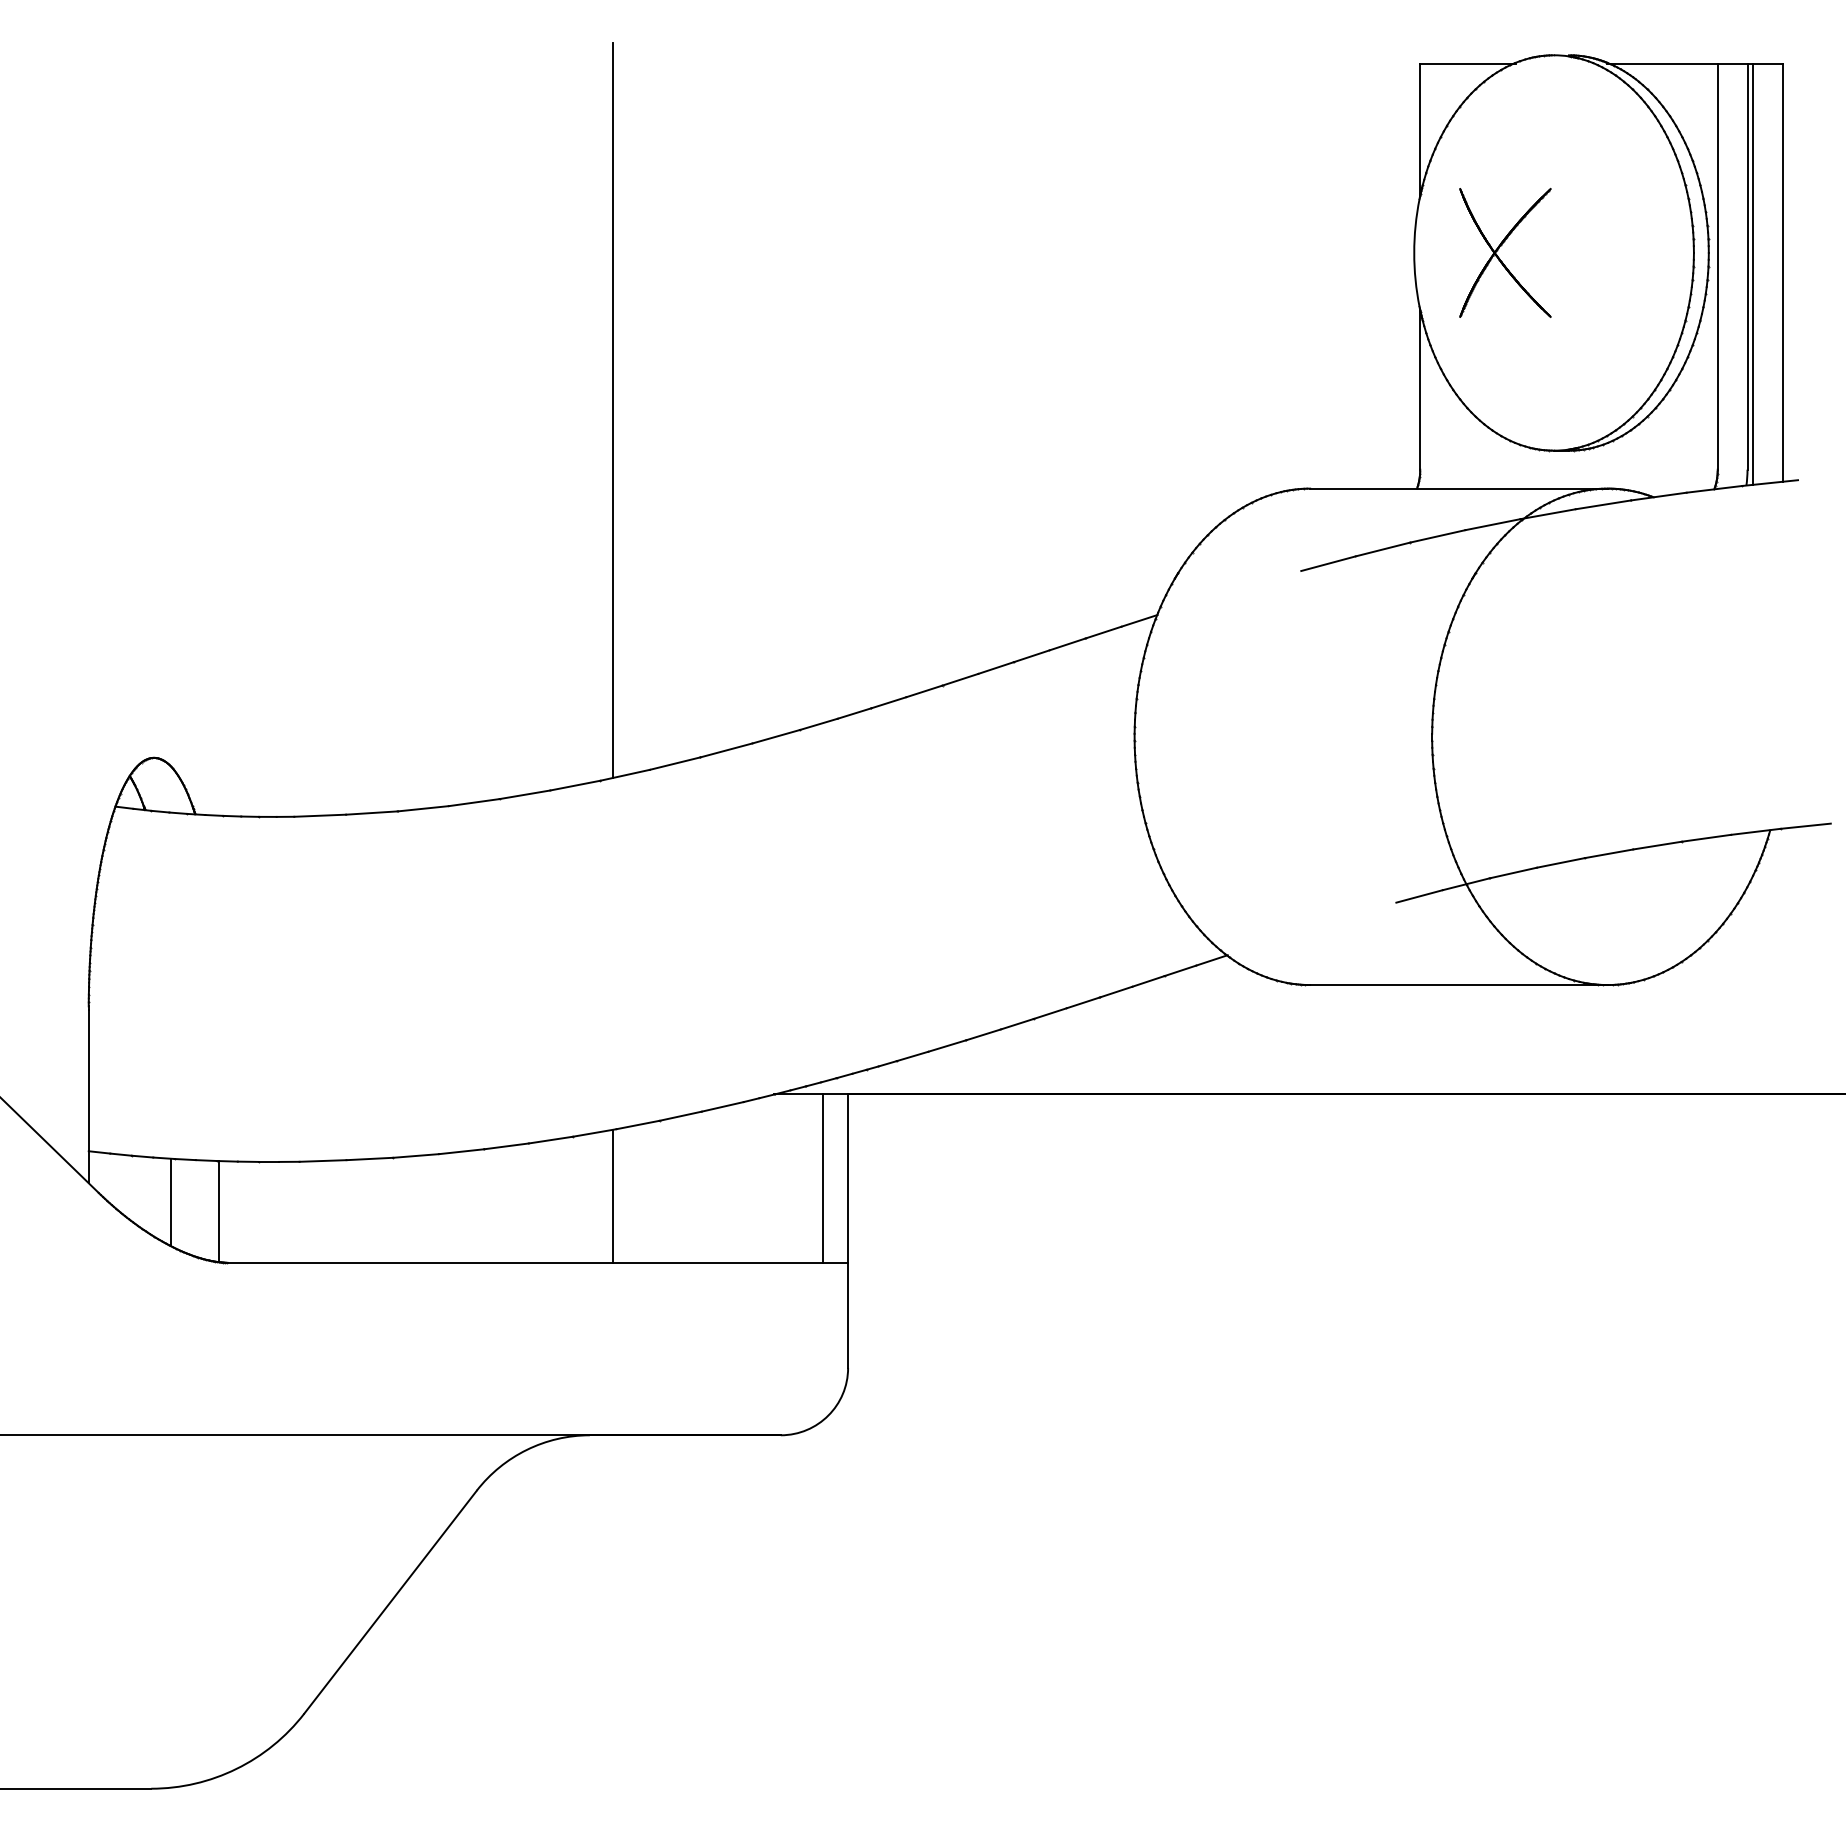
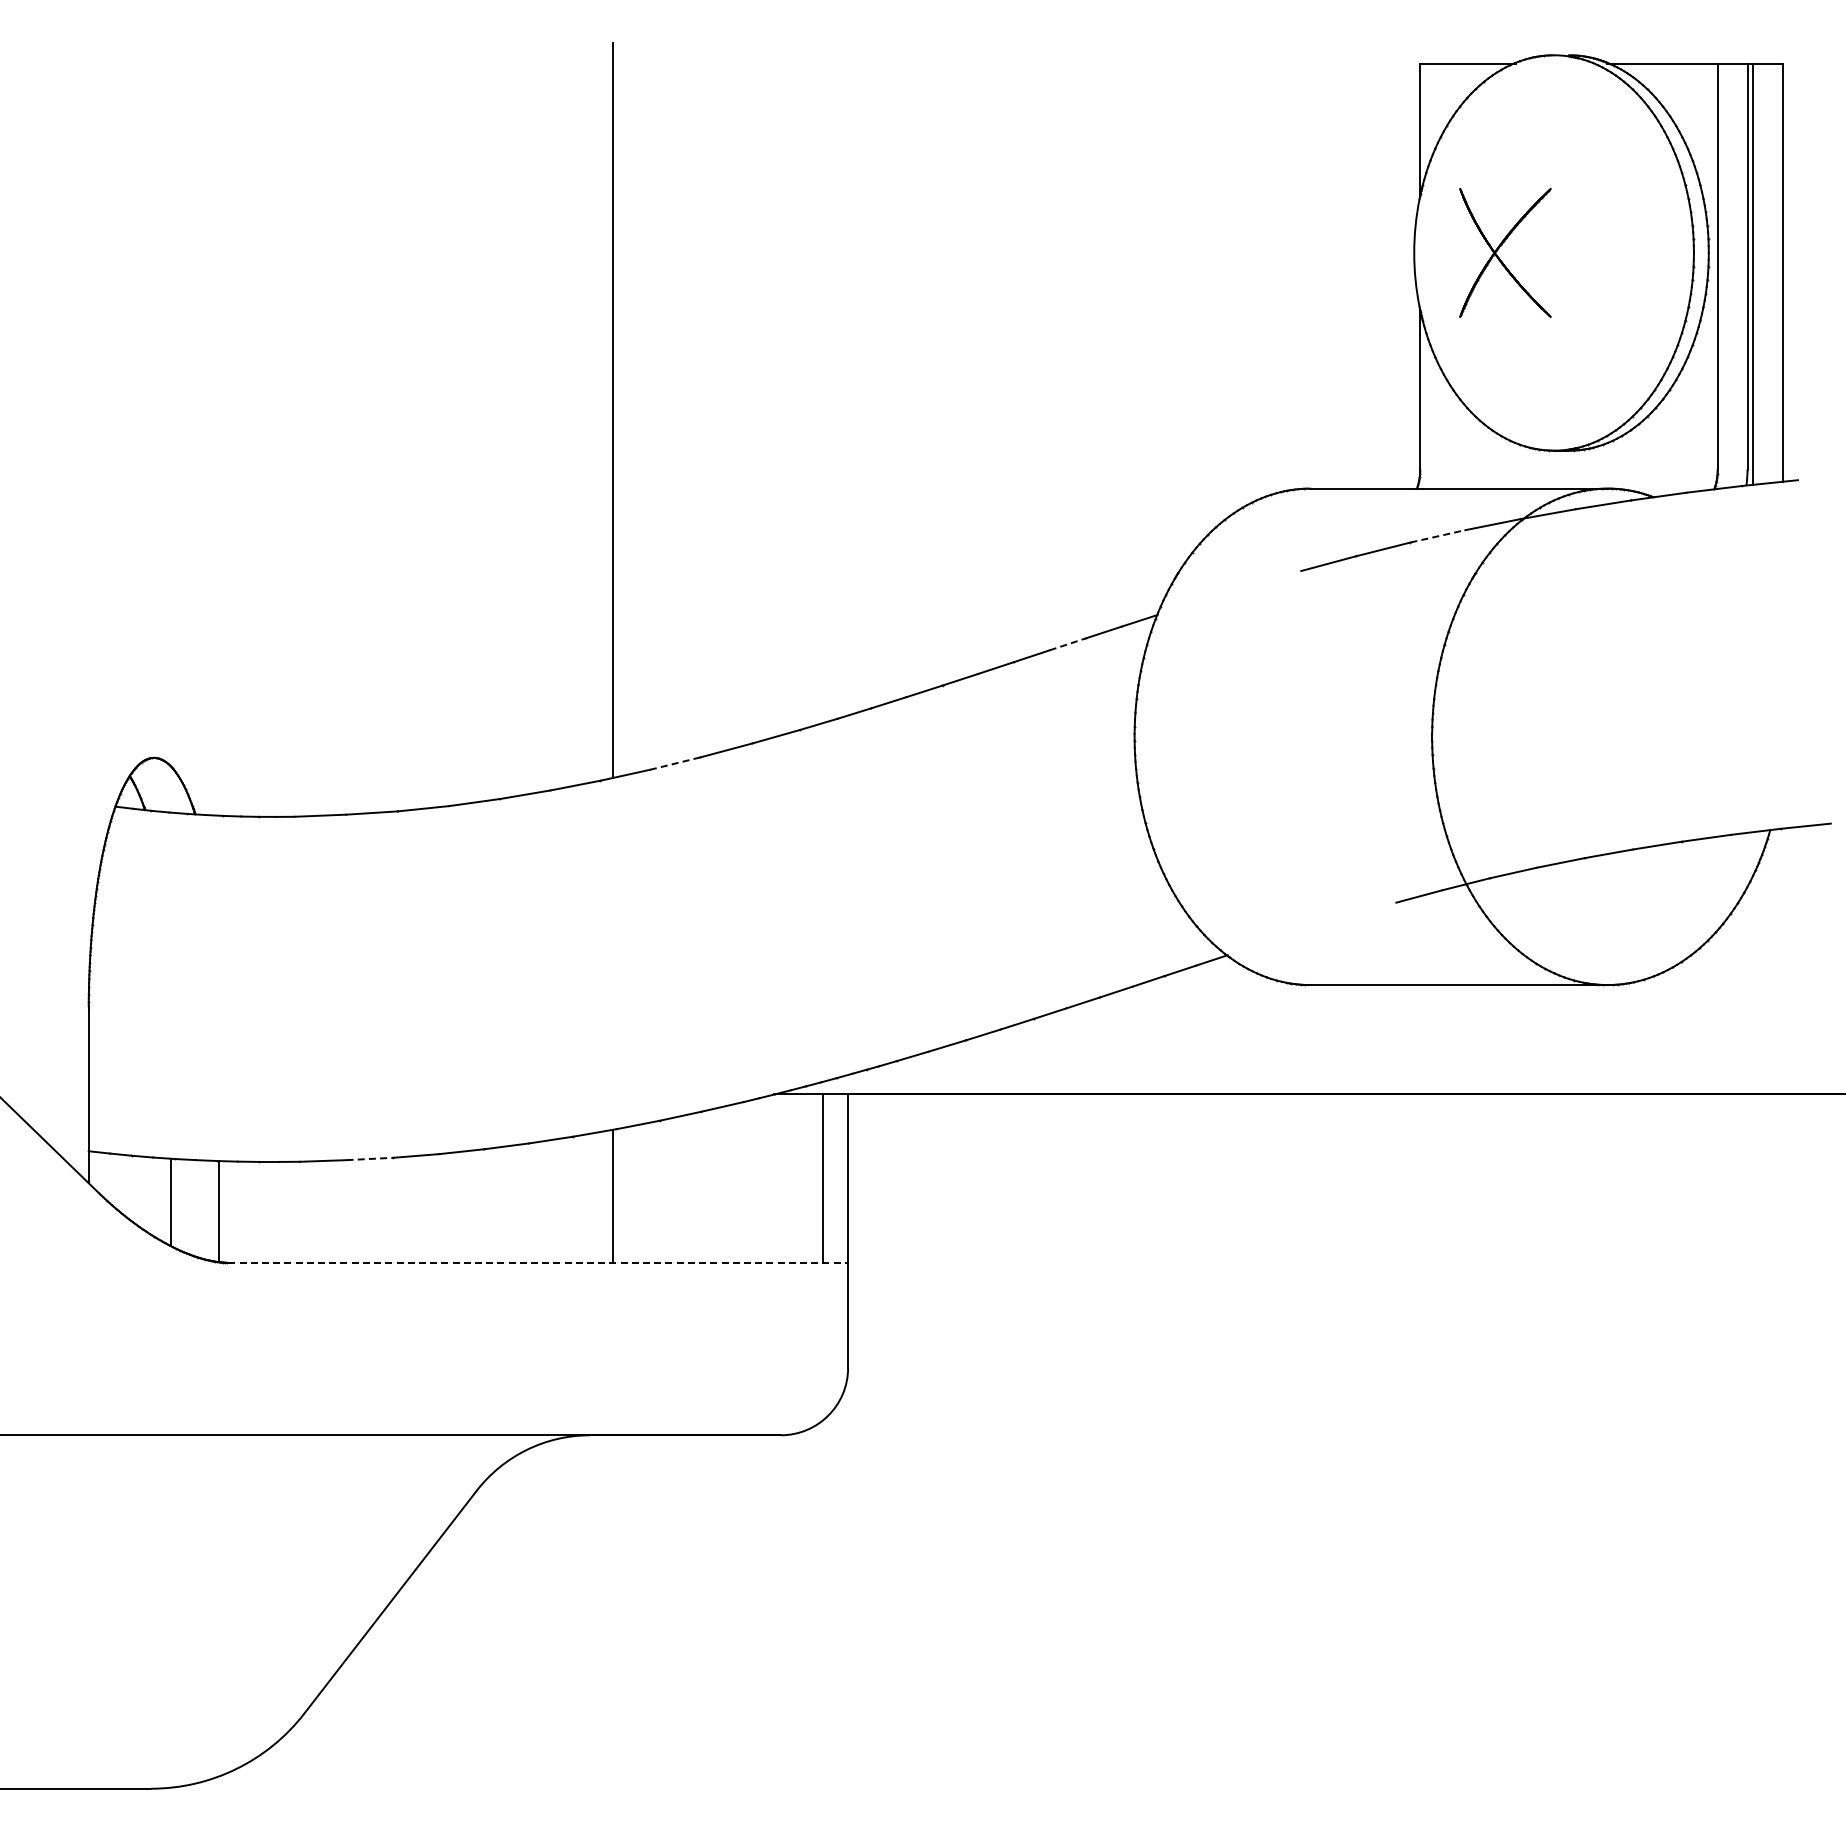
line: solid -> dashed (1438, 536)
line: solid -> dashed (1067, 644)
line: solid -> dashed (675, 763)
line: solid -> dashed (370, 1158)
line: solid -> dashed (538, 1262)
